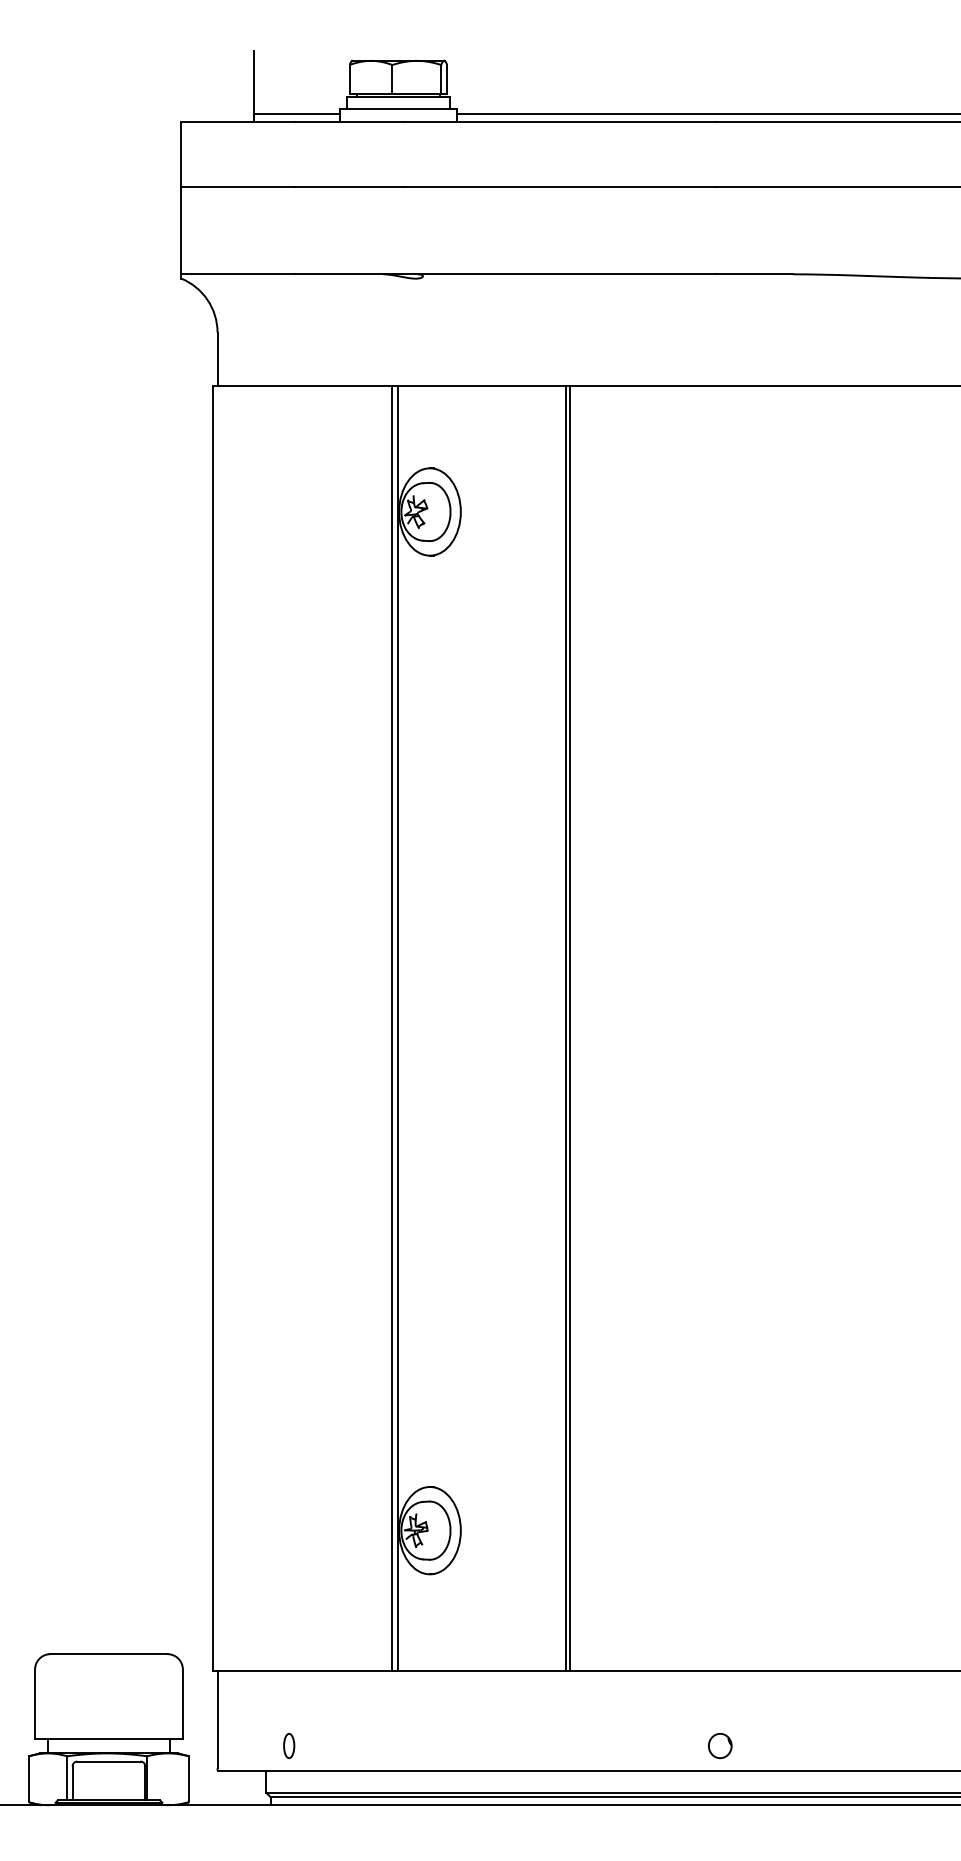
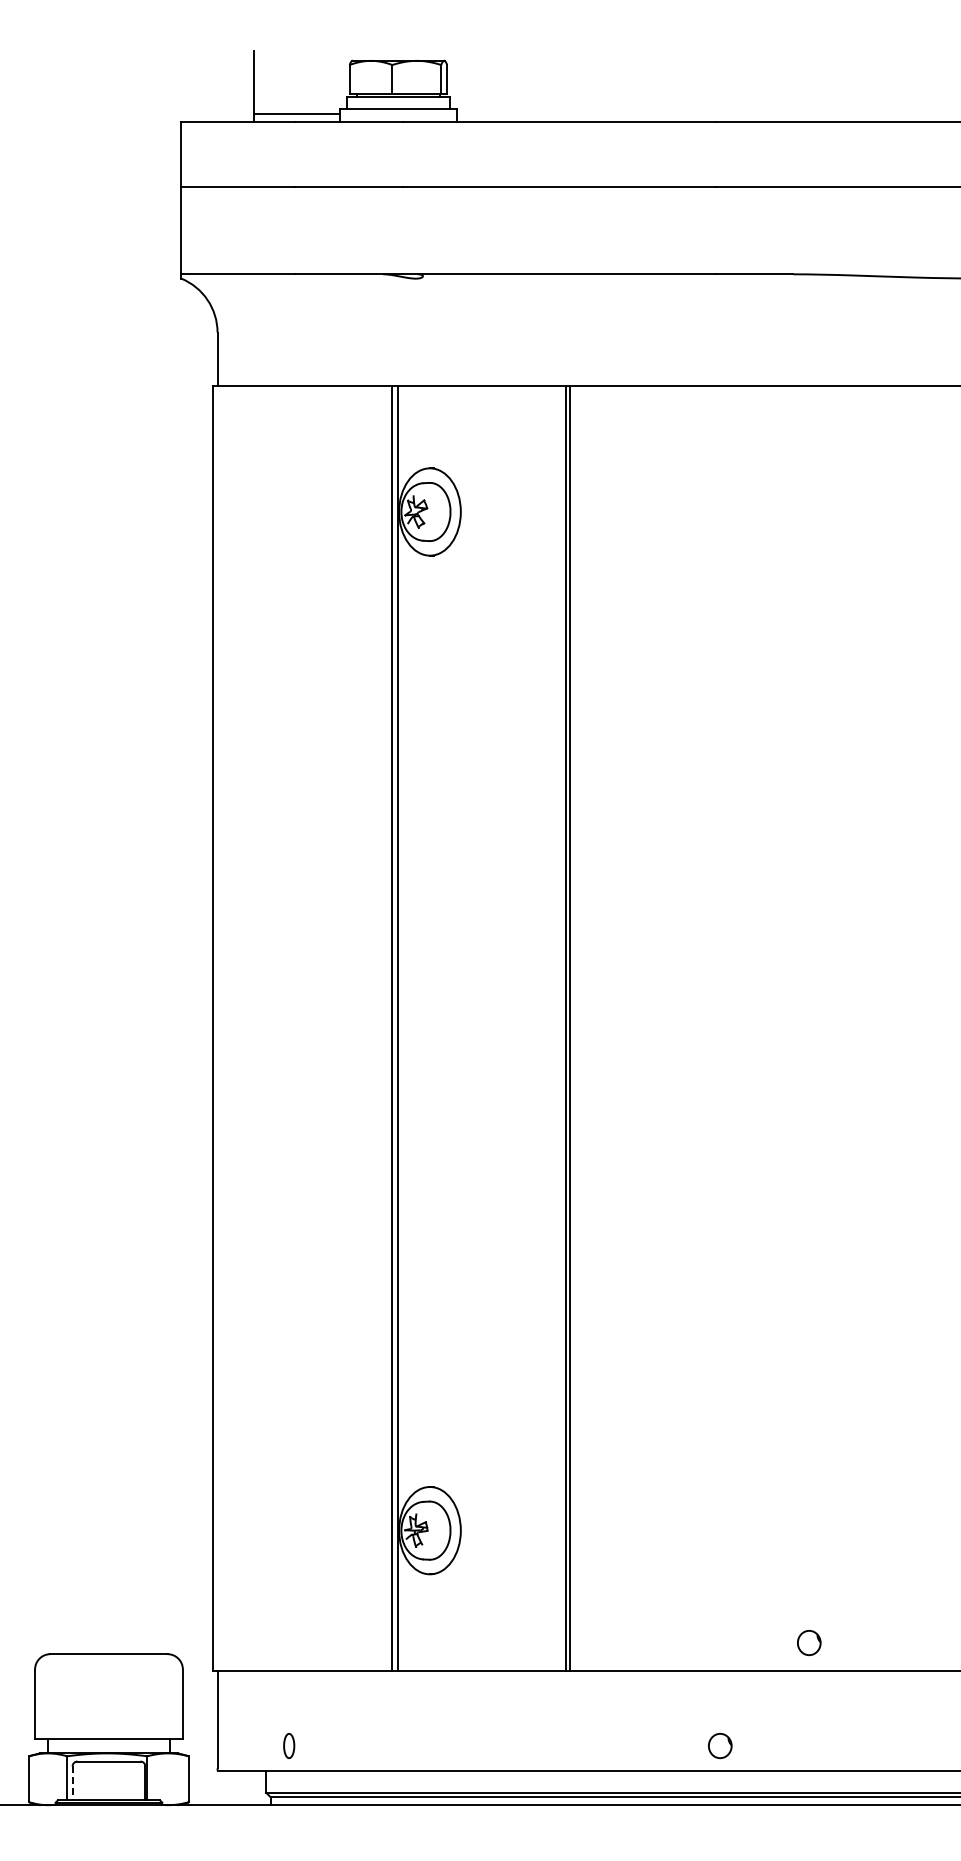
line: present -> none (706, 113)
part: none -> present (809, 1643)
line: solid -> dashed (72, 1783)
